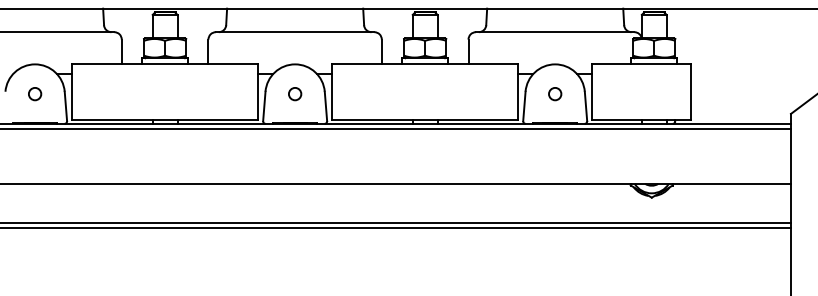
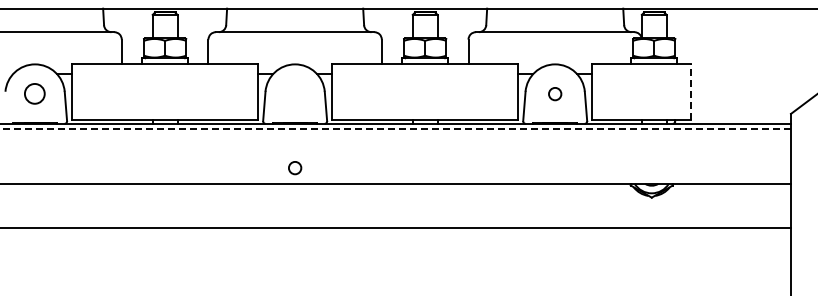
line: solid -> dashed (691, 92)
circle size: 15x15 px -> 22x22 px (34, 93)
circle position: (295, 94) -> (295, 168) (295, 168)
line: solid -> dashed (395, 129)
line: present -> none (396, 222)
